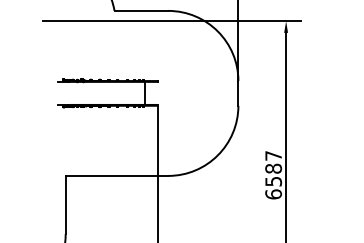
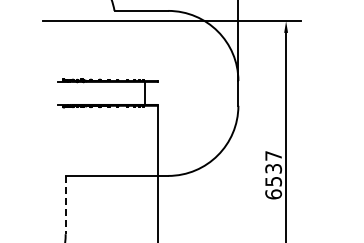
text: 6587 -> 6537 (273, 168)
line: solid -> dashed (65, 205)
